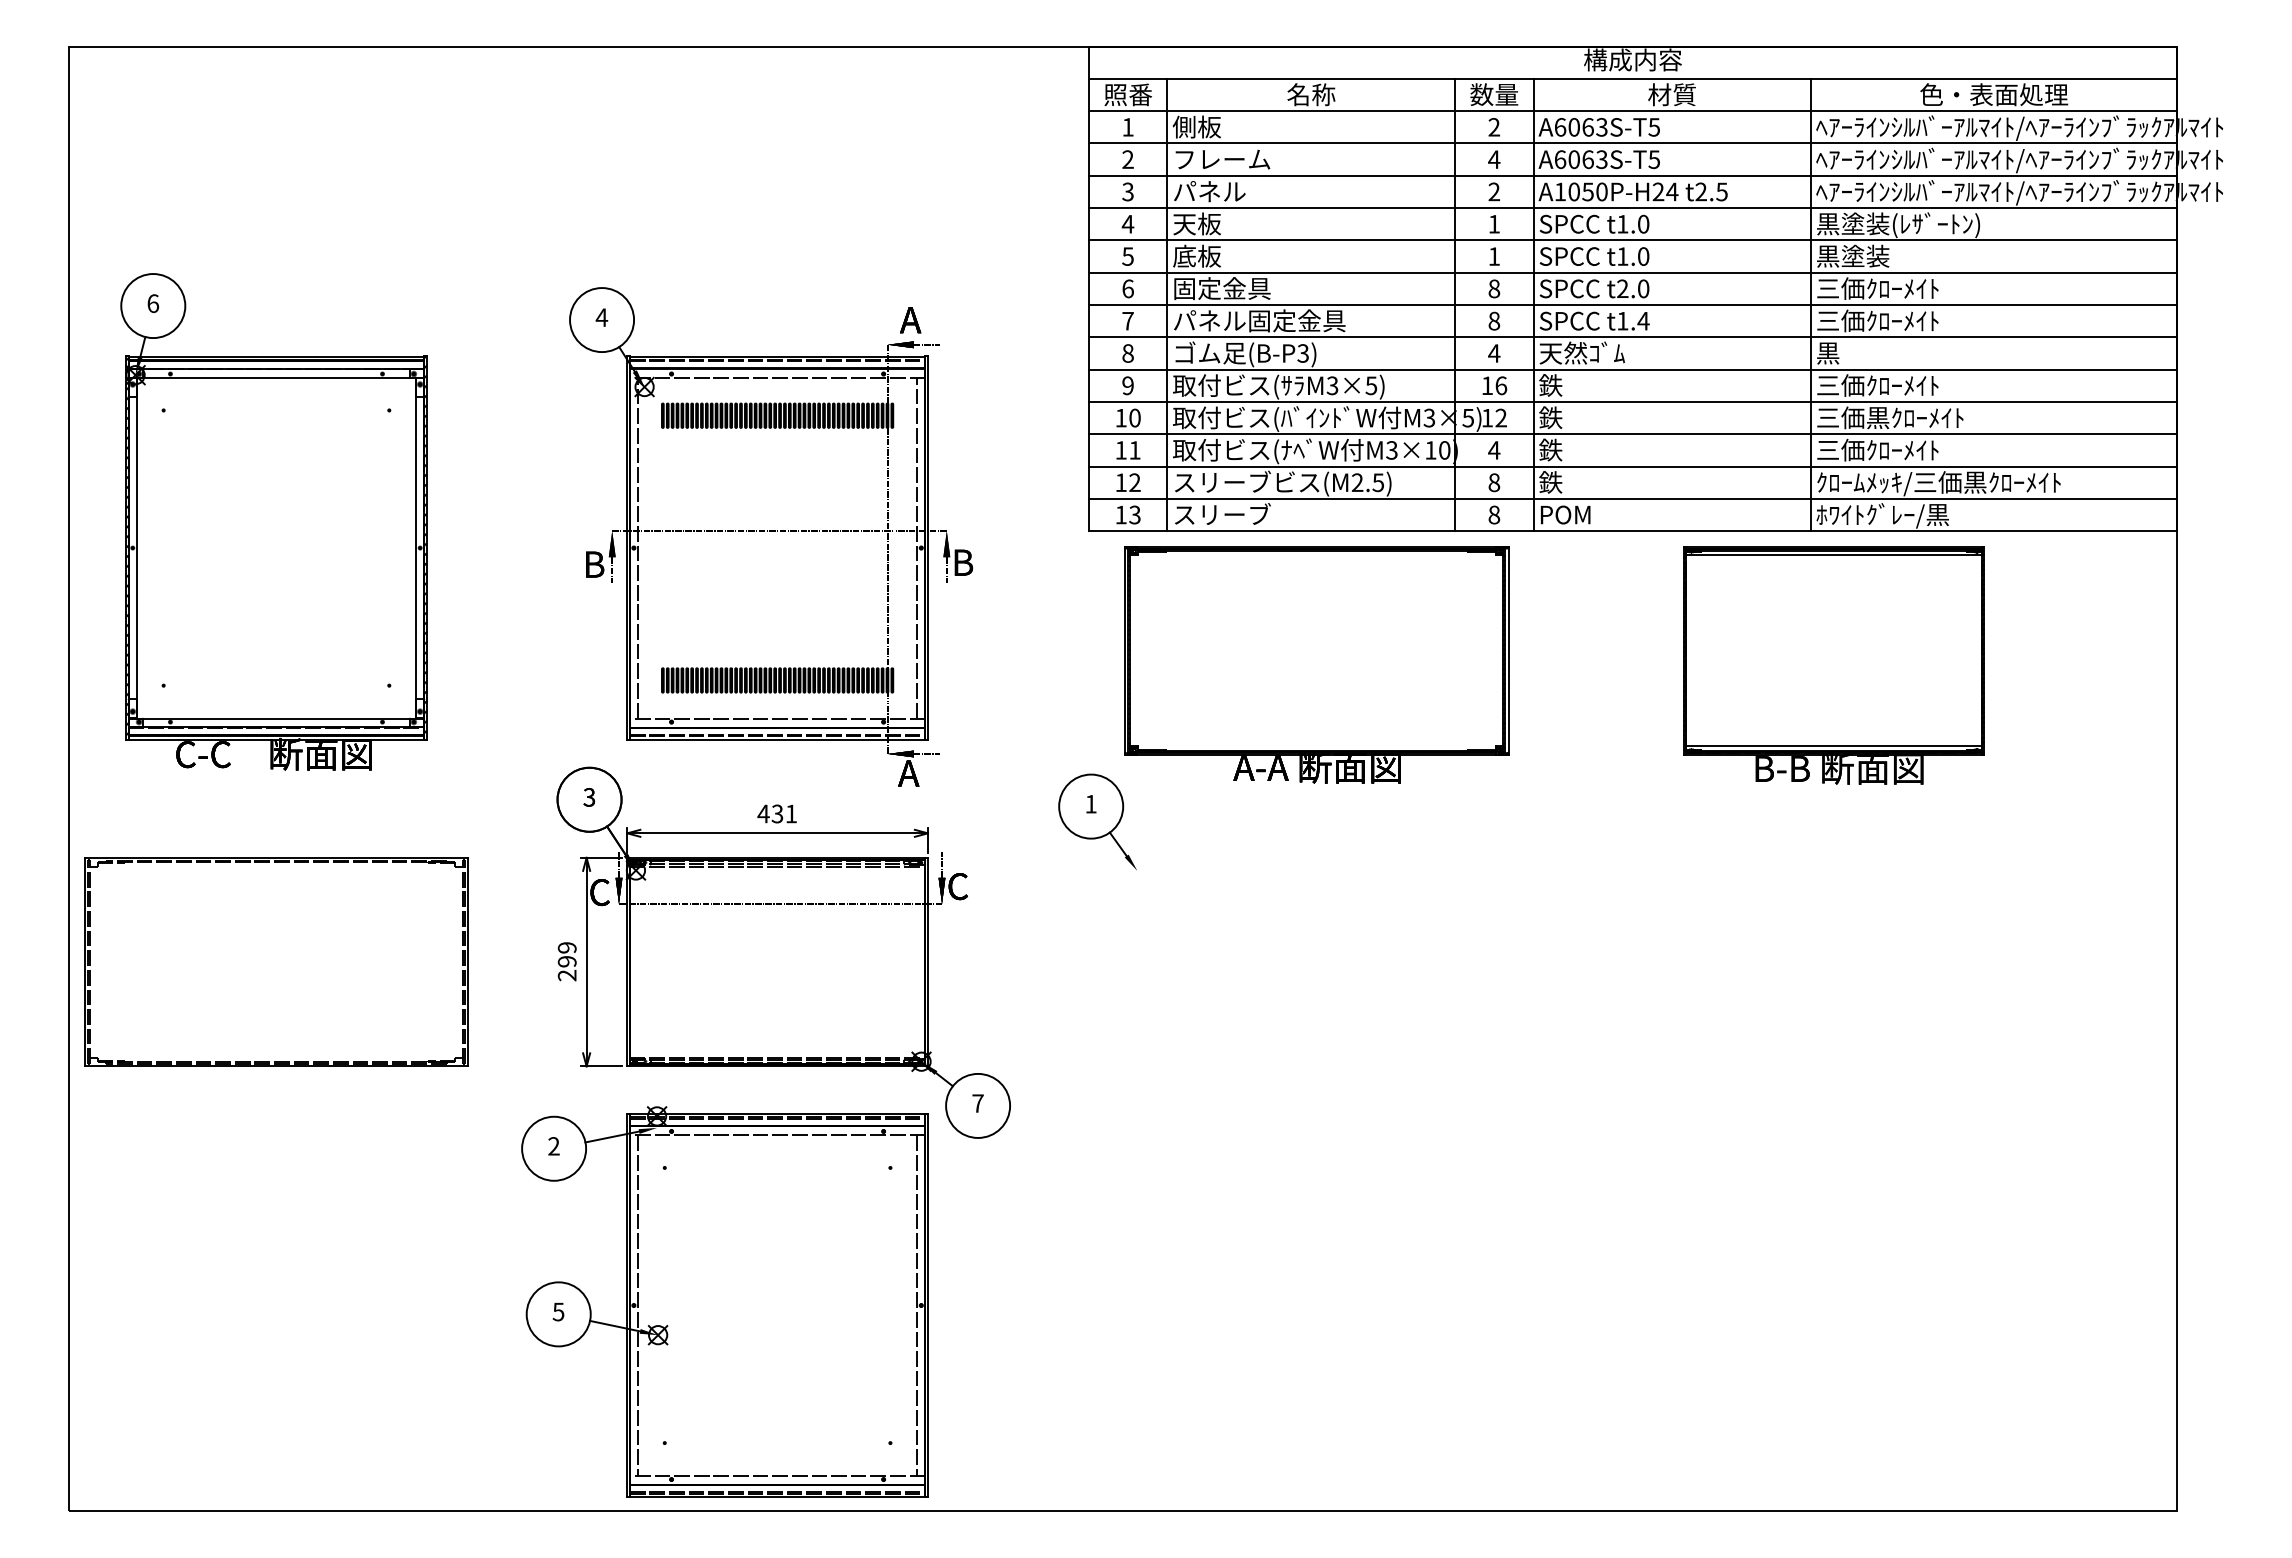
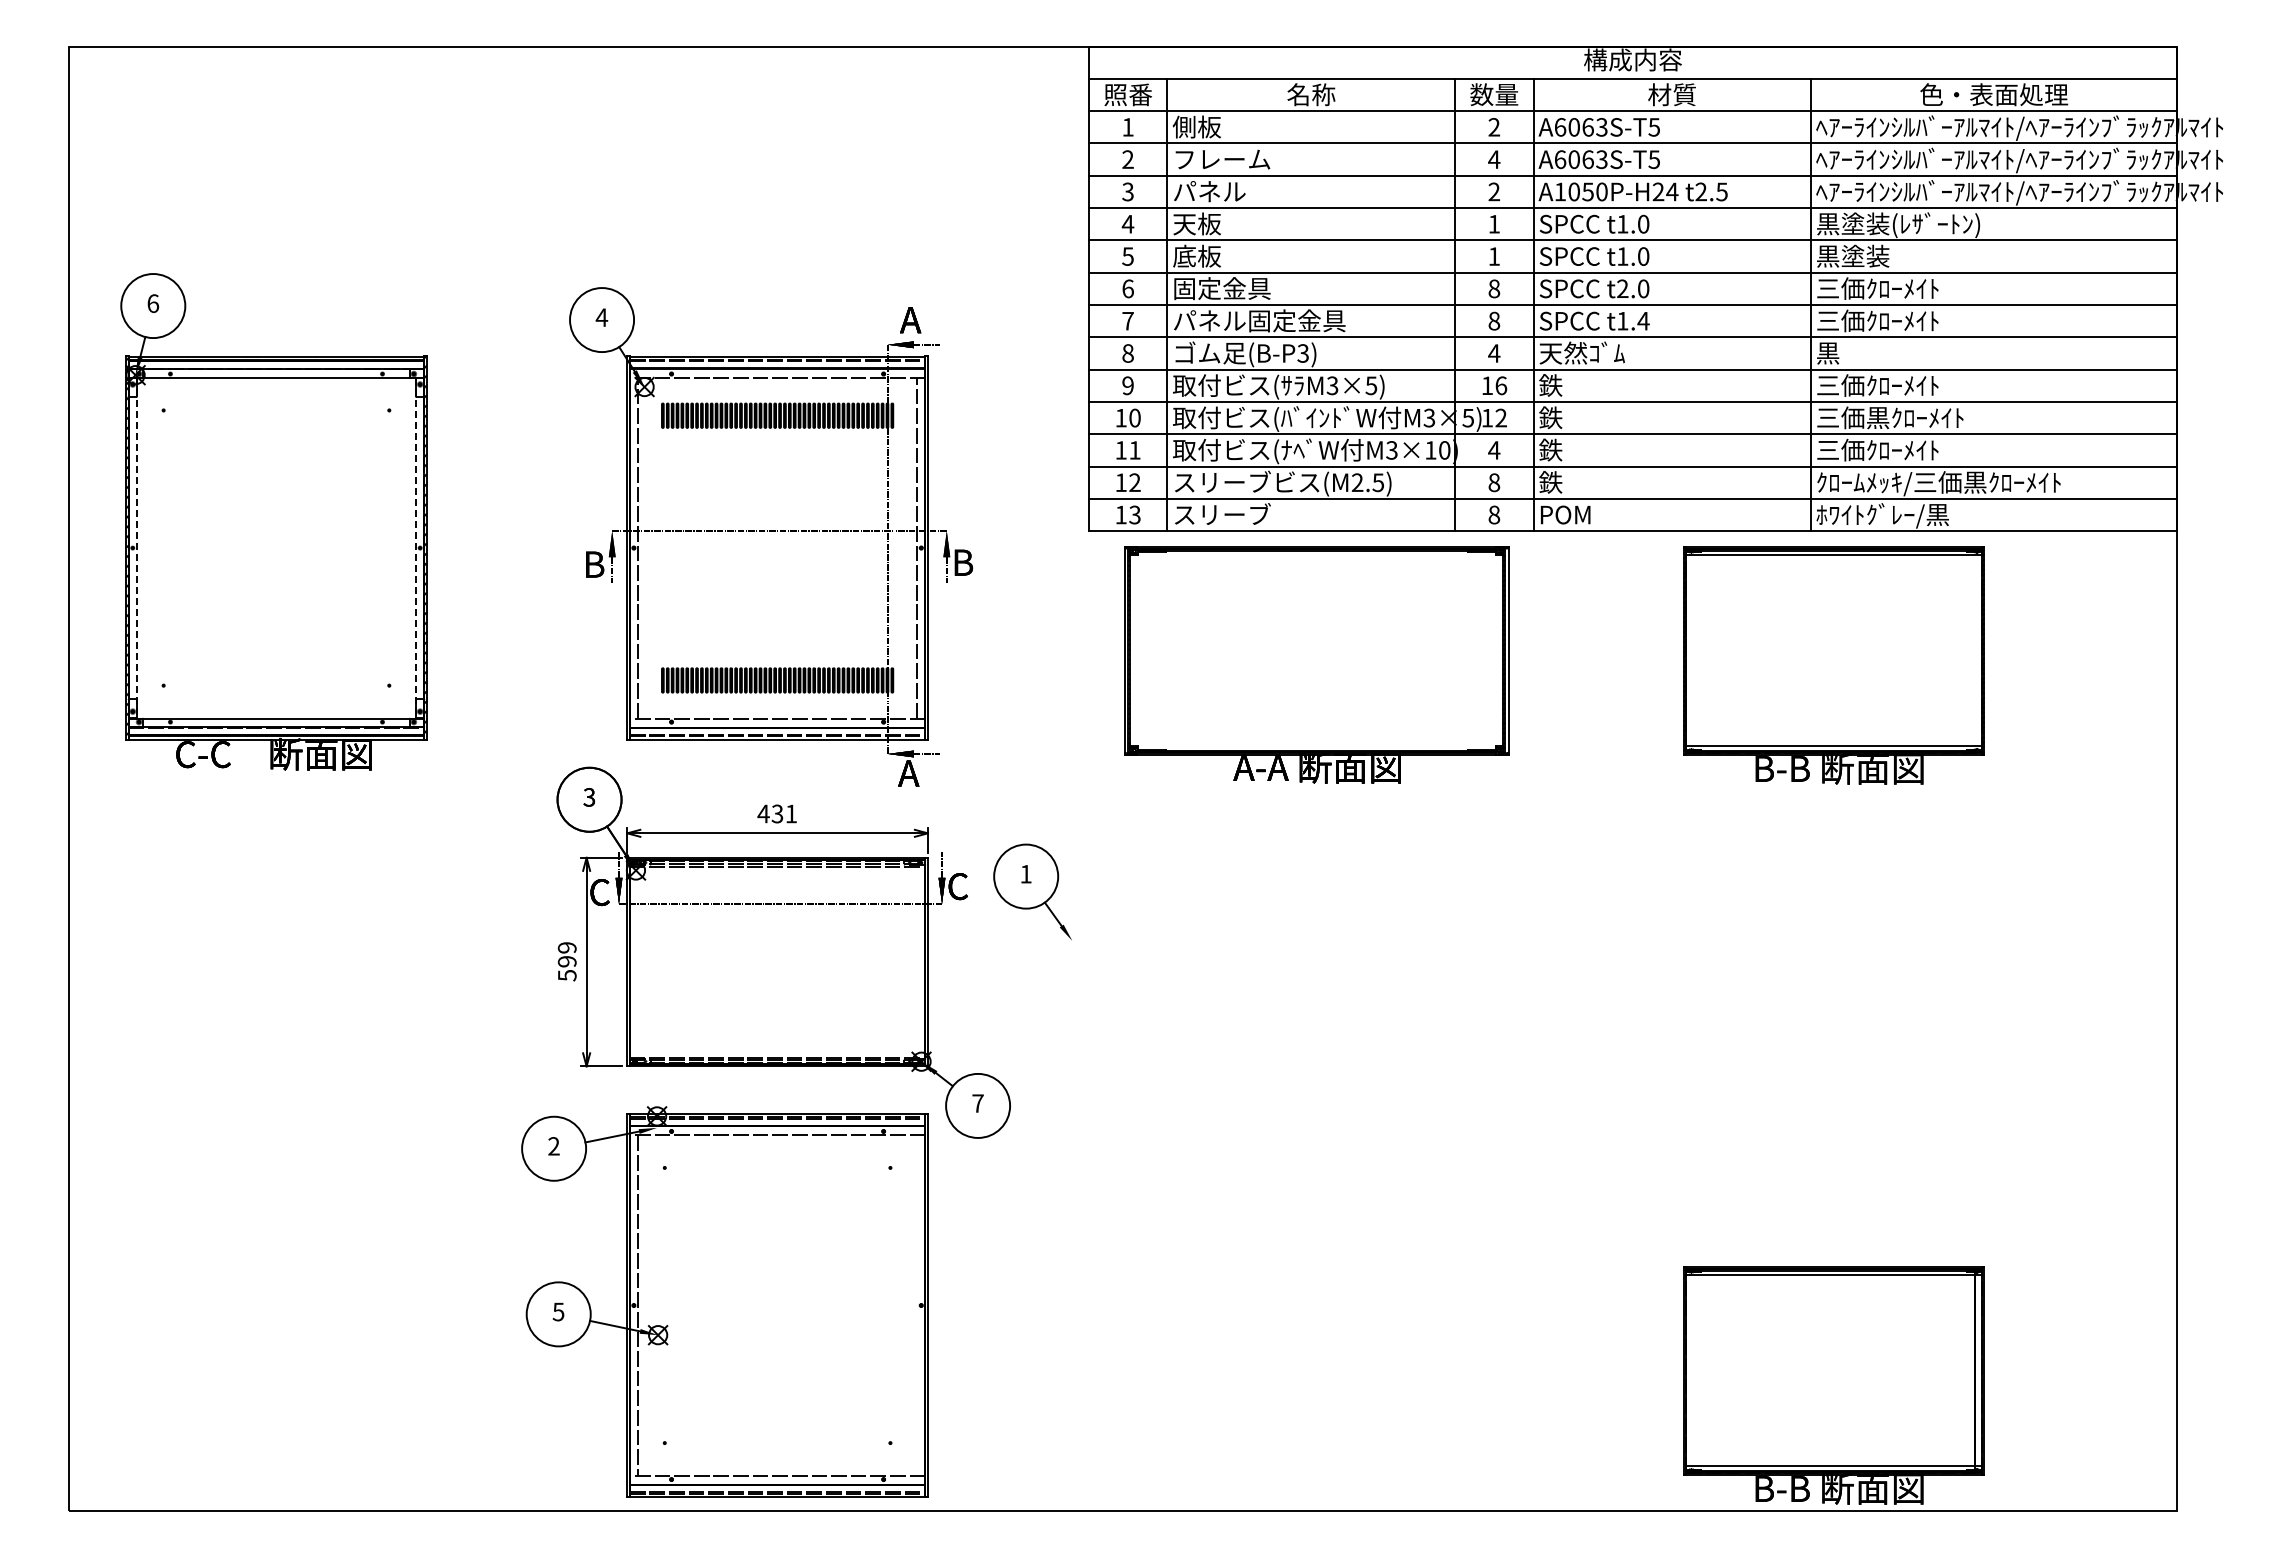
line: solid -> dashed (136, 548)
line: solid -> dashed (416, 548)
part position: (1097, 821) -> (1032, 891) (1032, 891)
part: present -> none (276, 961)
text: 299 -> 599 (566, 975)
line: present -> none (917, 1305)
part: none -> present (1833, 1385)
